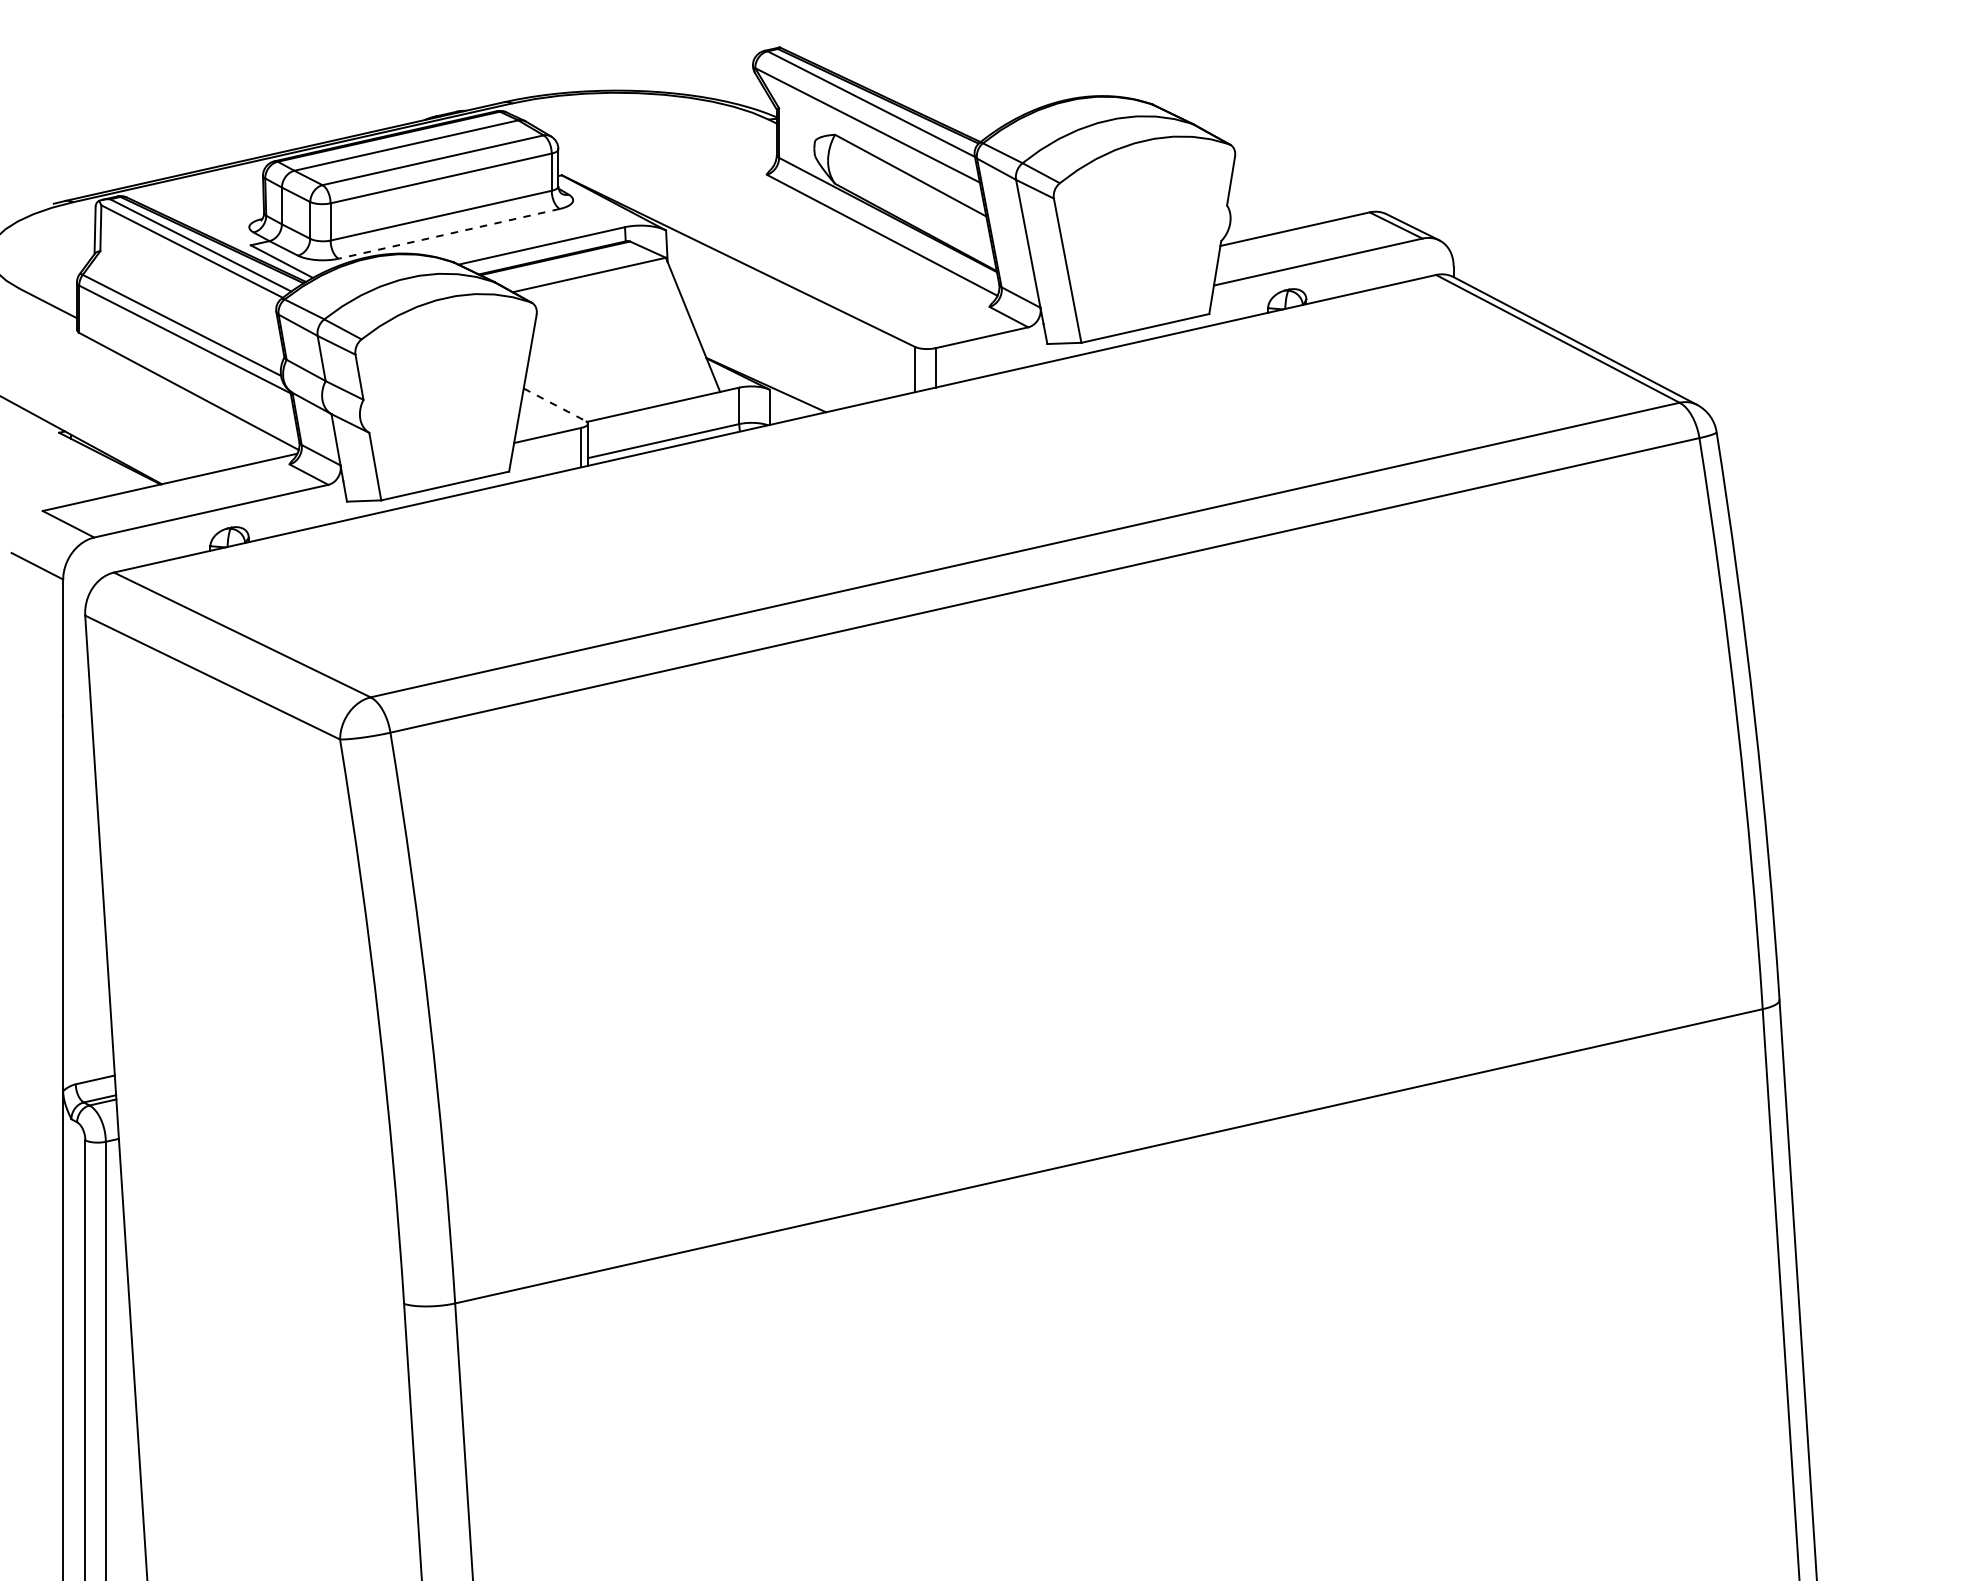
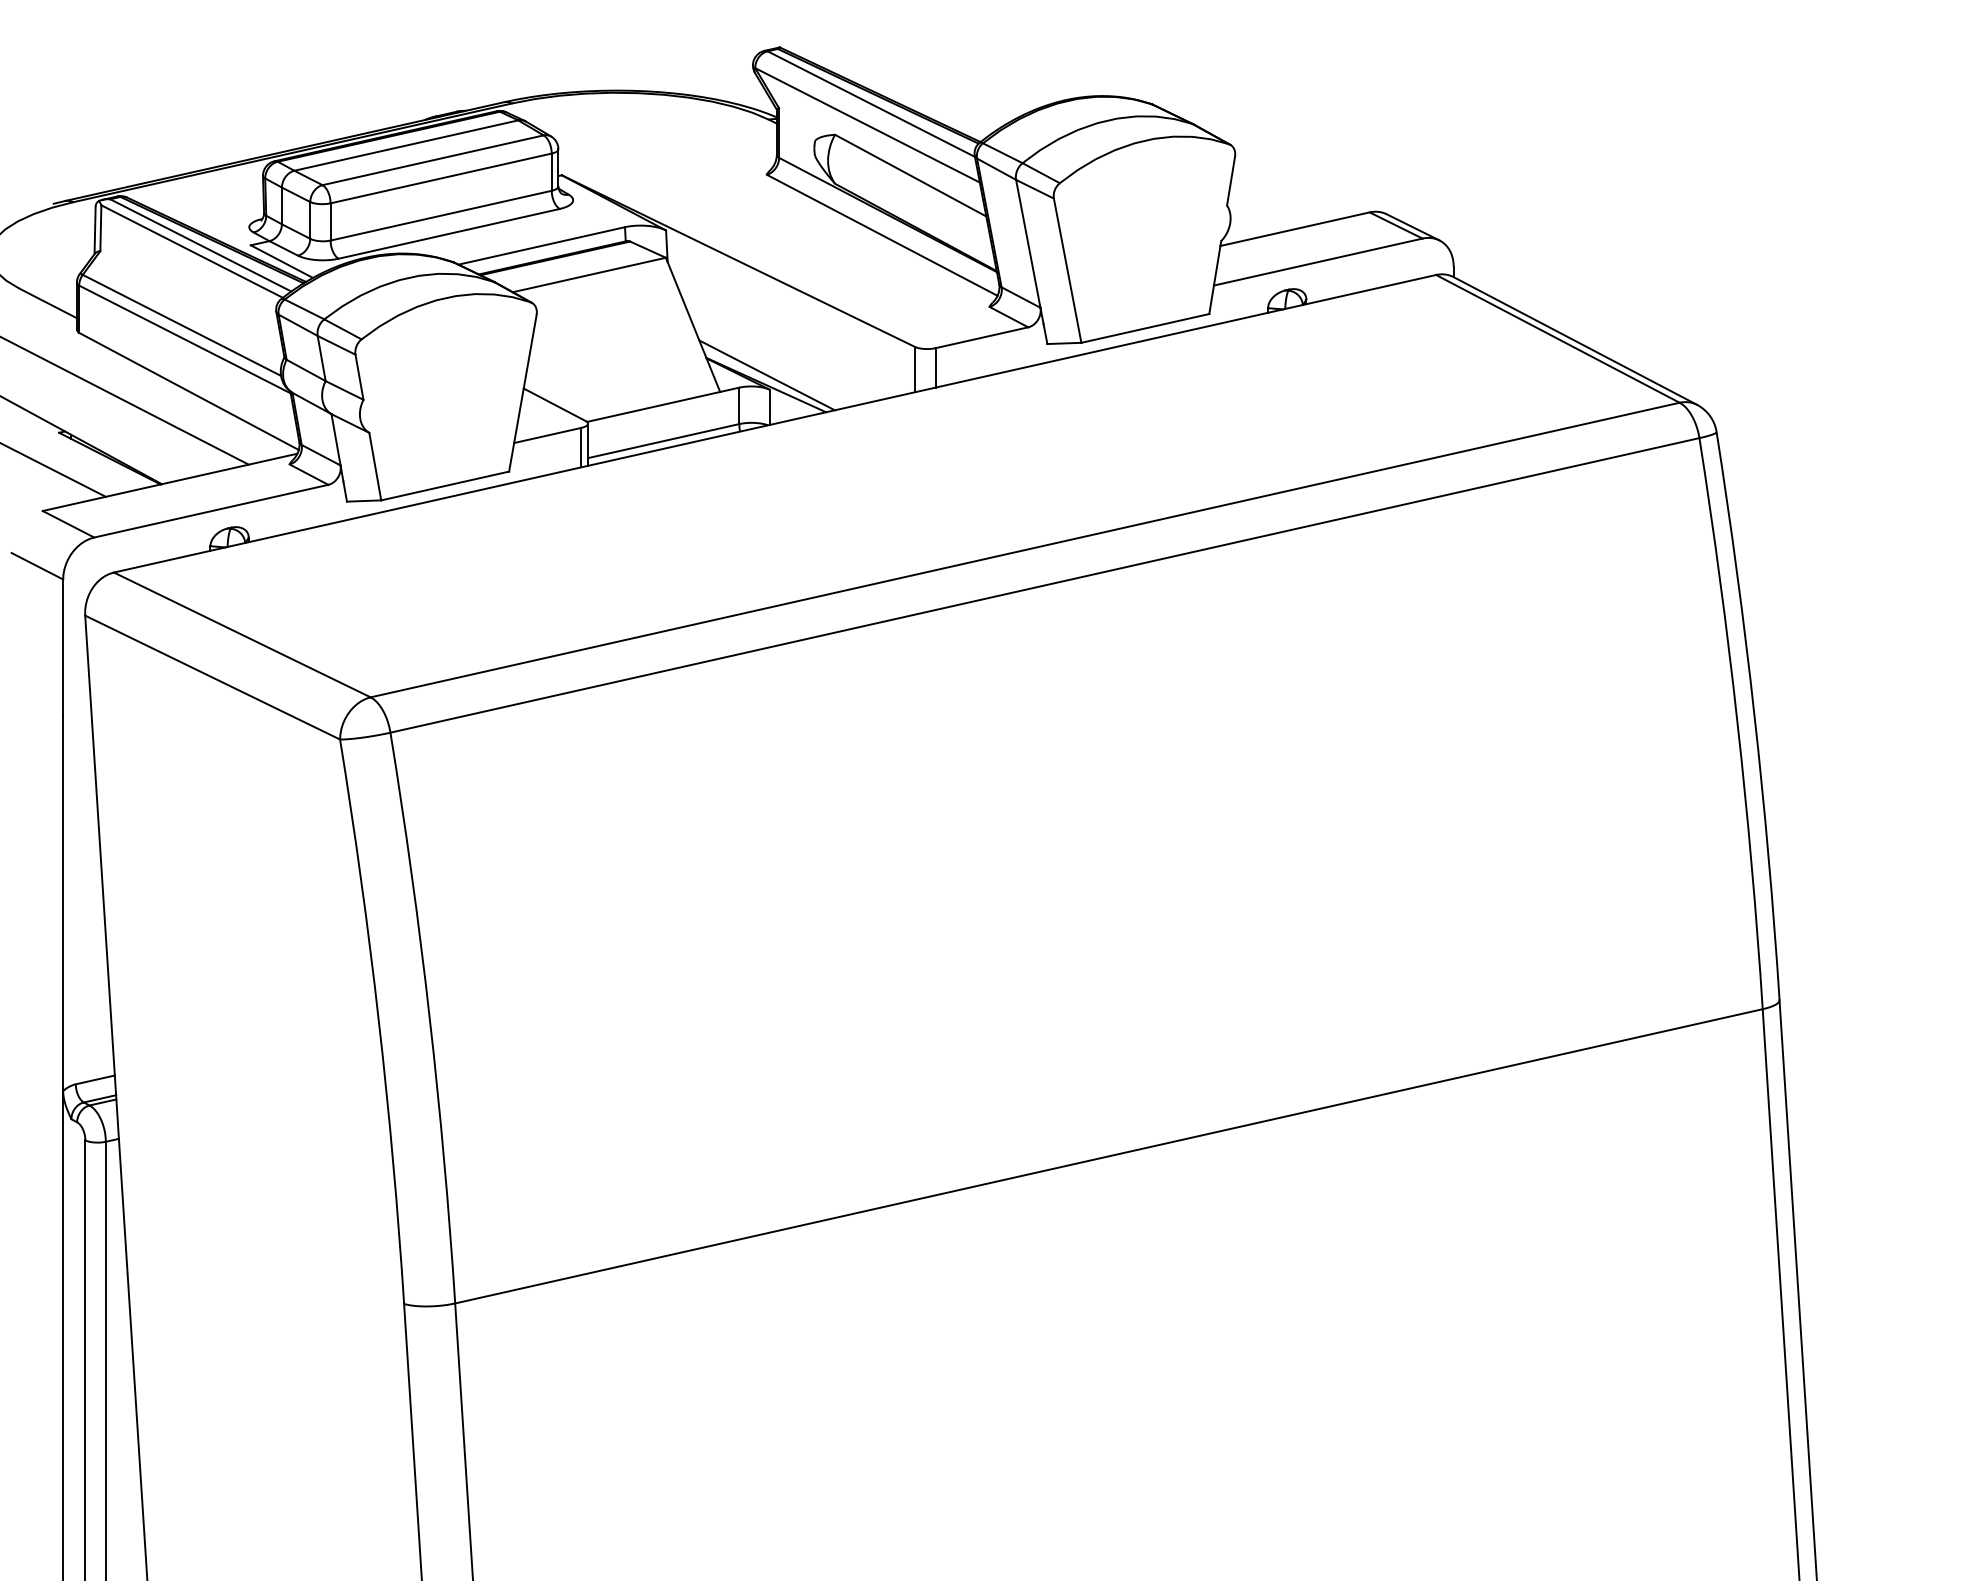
line: dashed -> solid (448, 233)
line: none -> present (766, 375)
line: none -> present (125, 400)
line: dashed -> solid (555, 405)
line: none -> present (53, 470)
